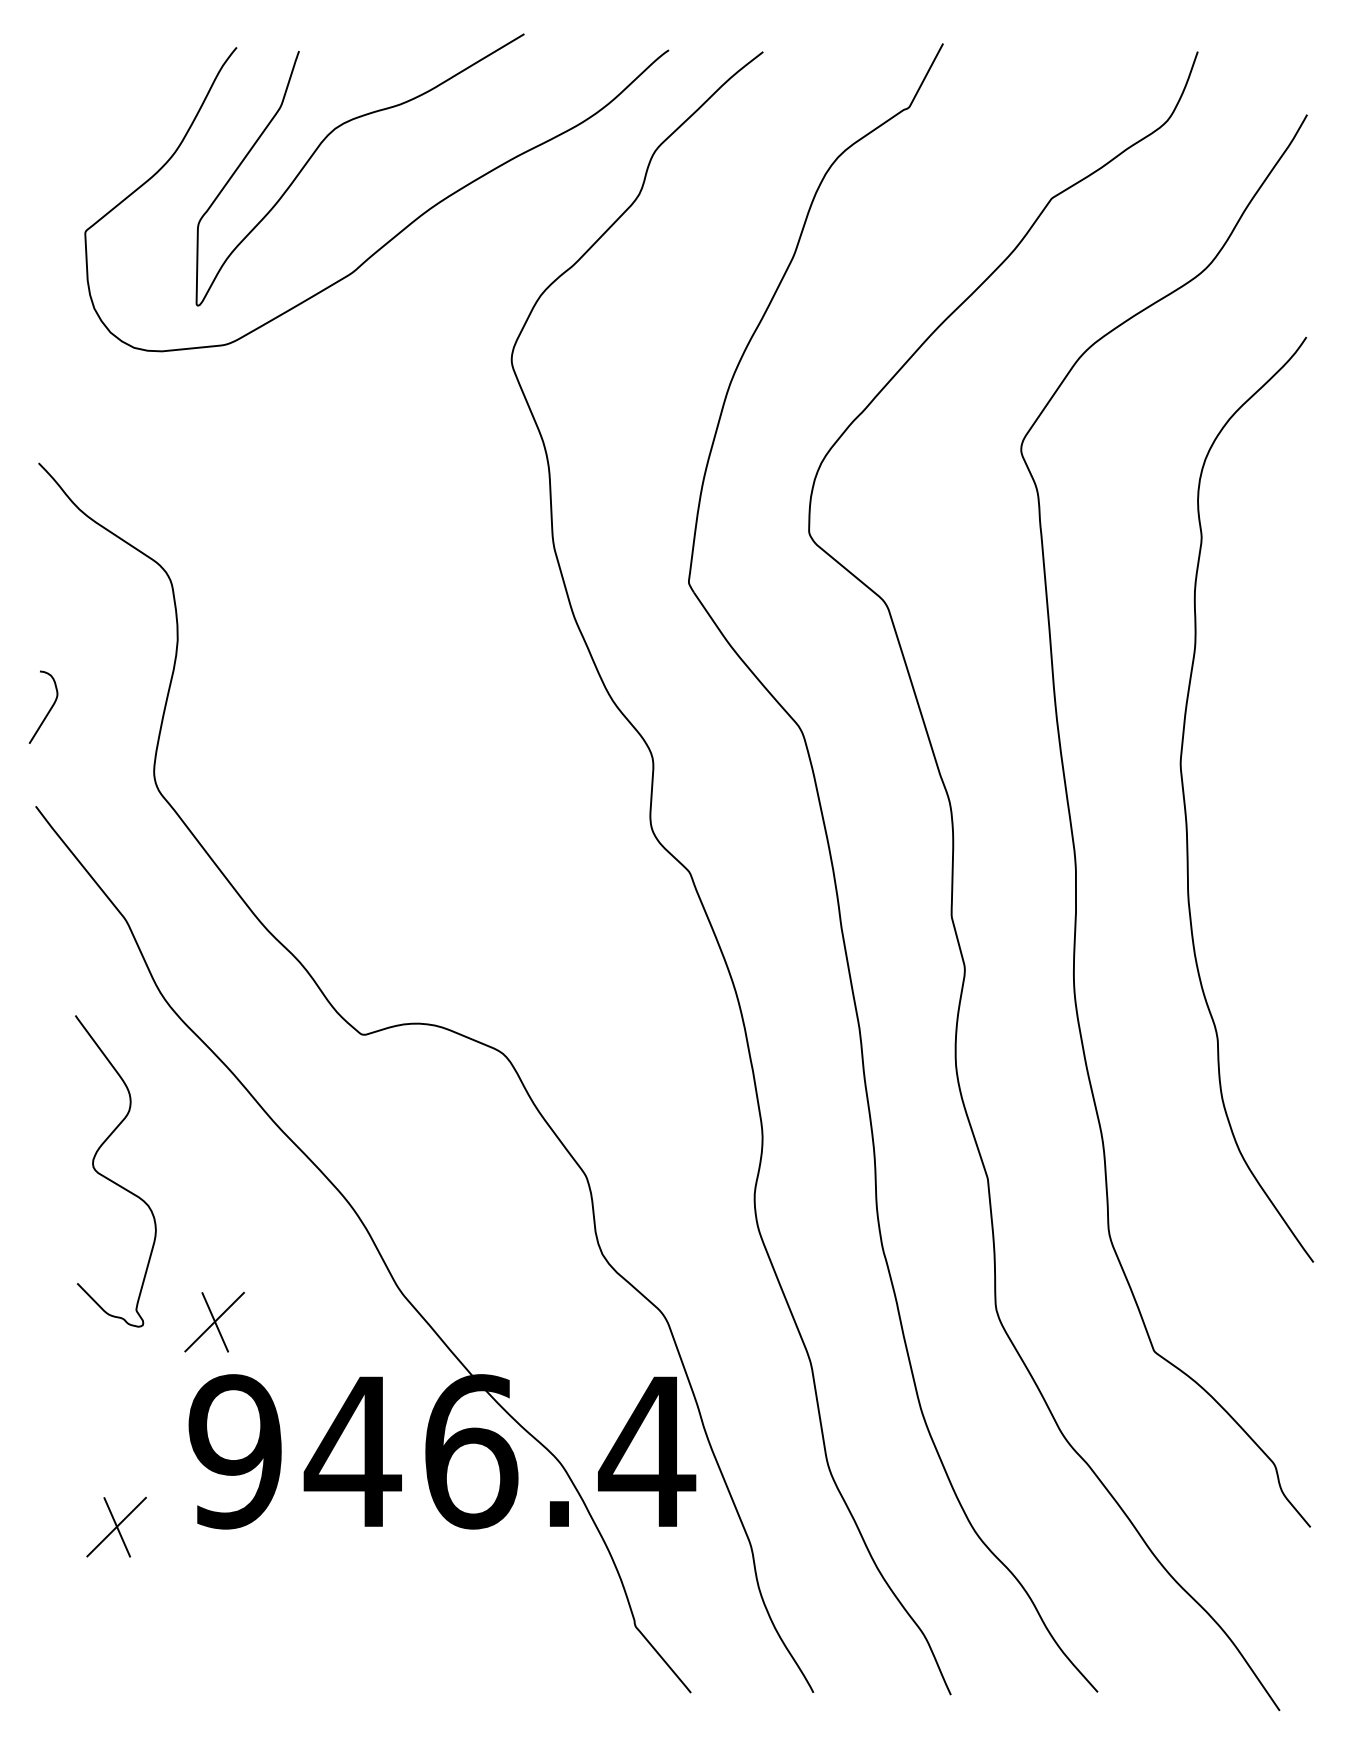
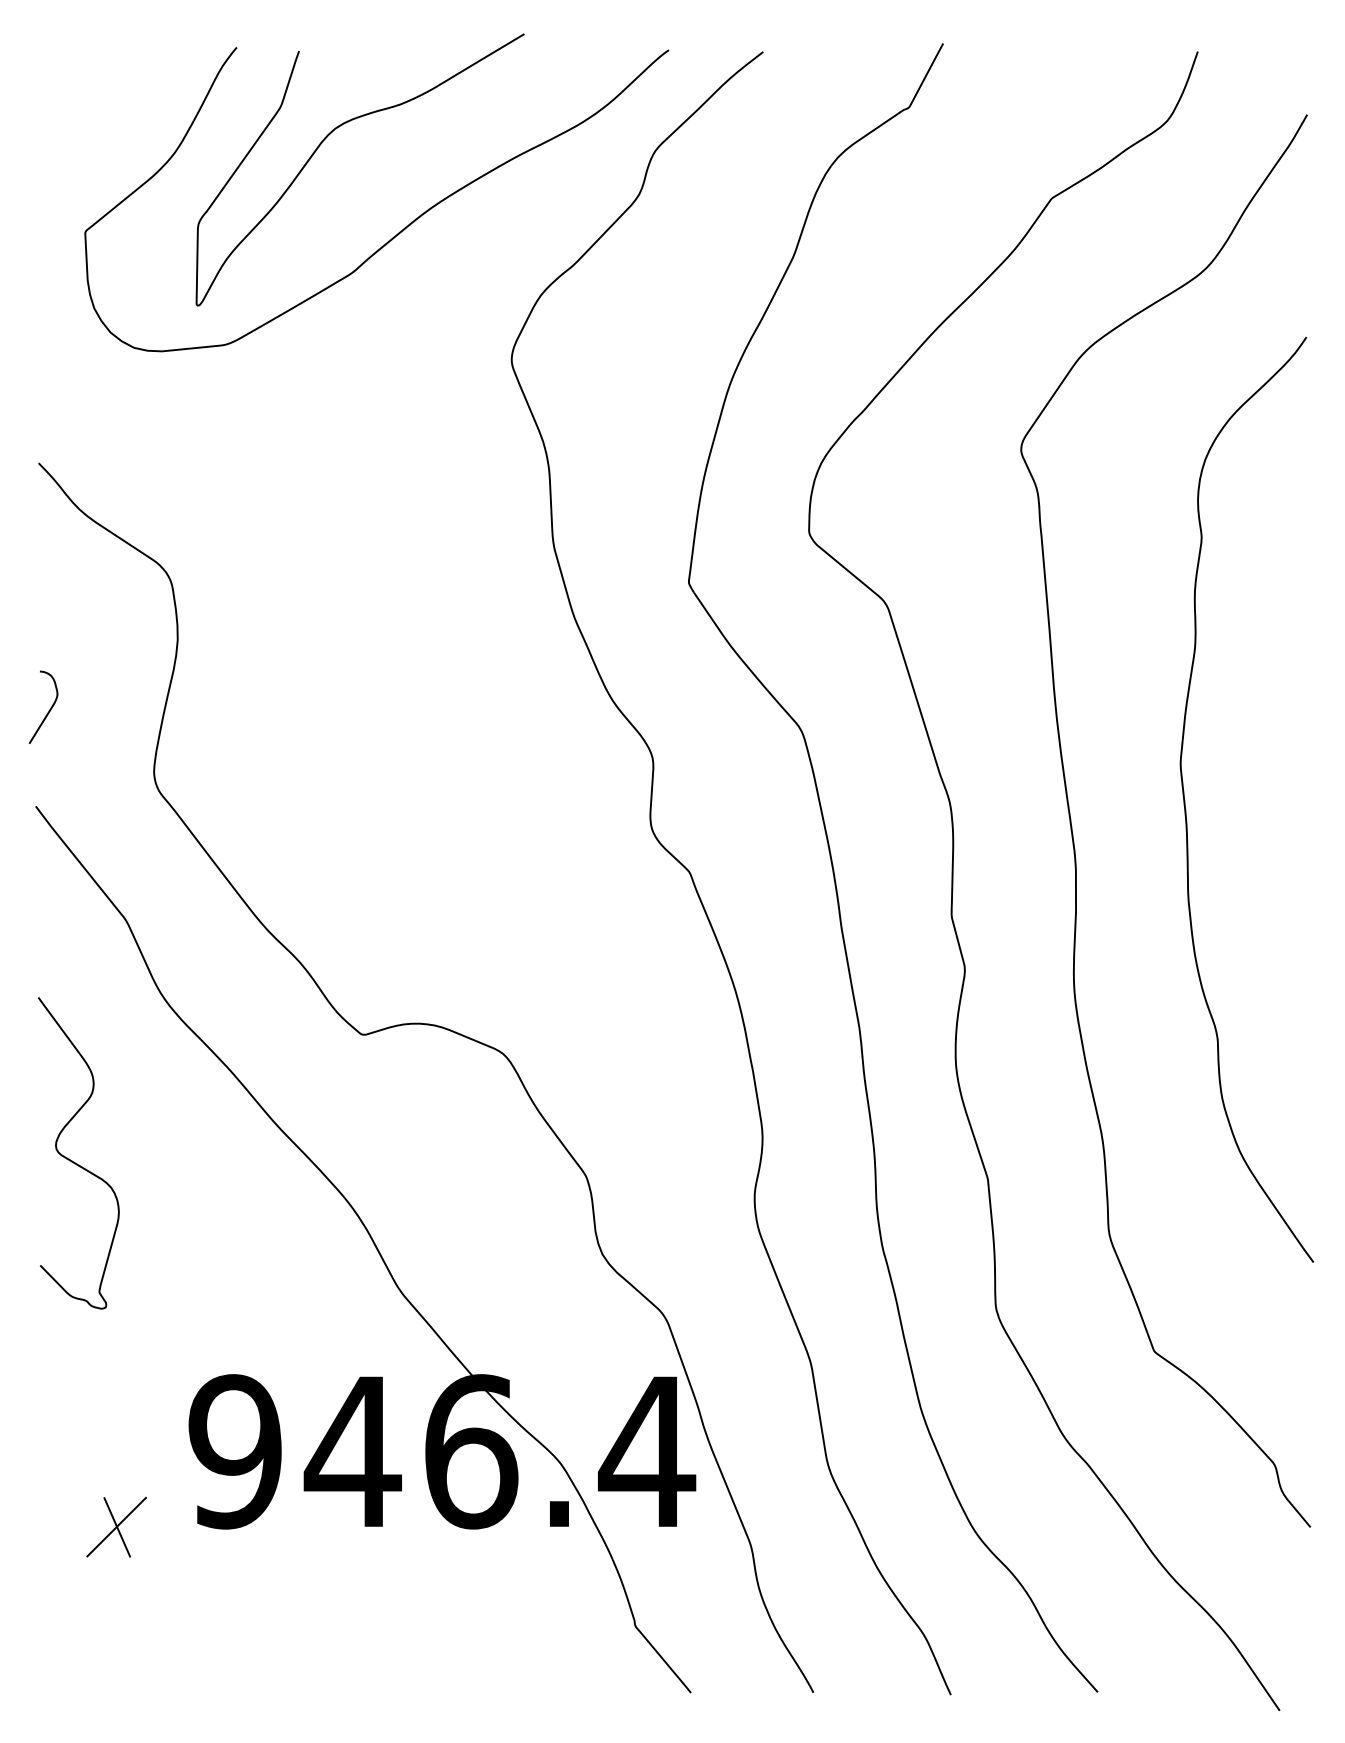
curve position: (111, 1179) -> (74, 1161) (74, 1161)
part: present -> none (214, 1321)
